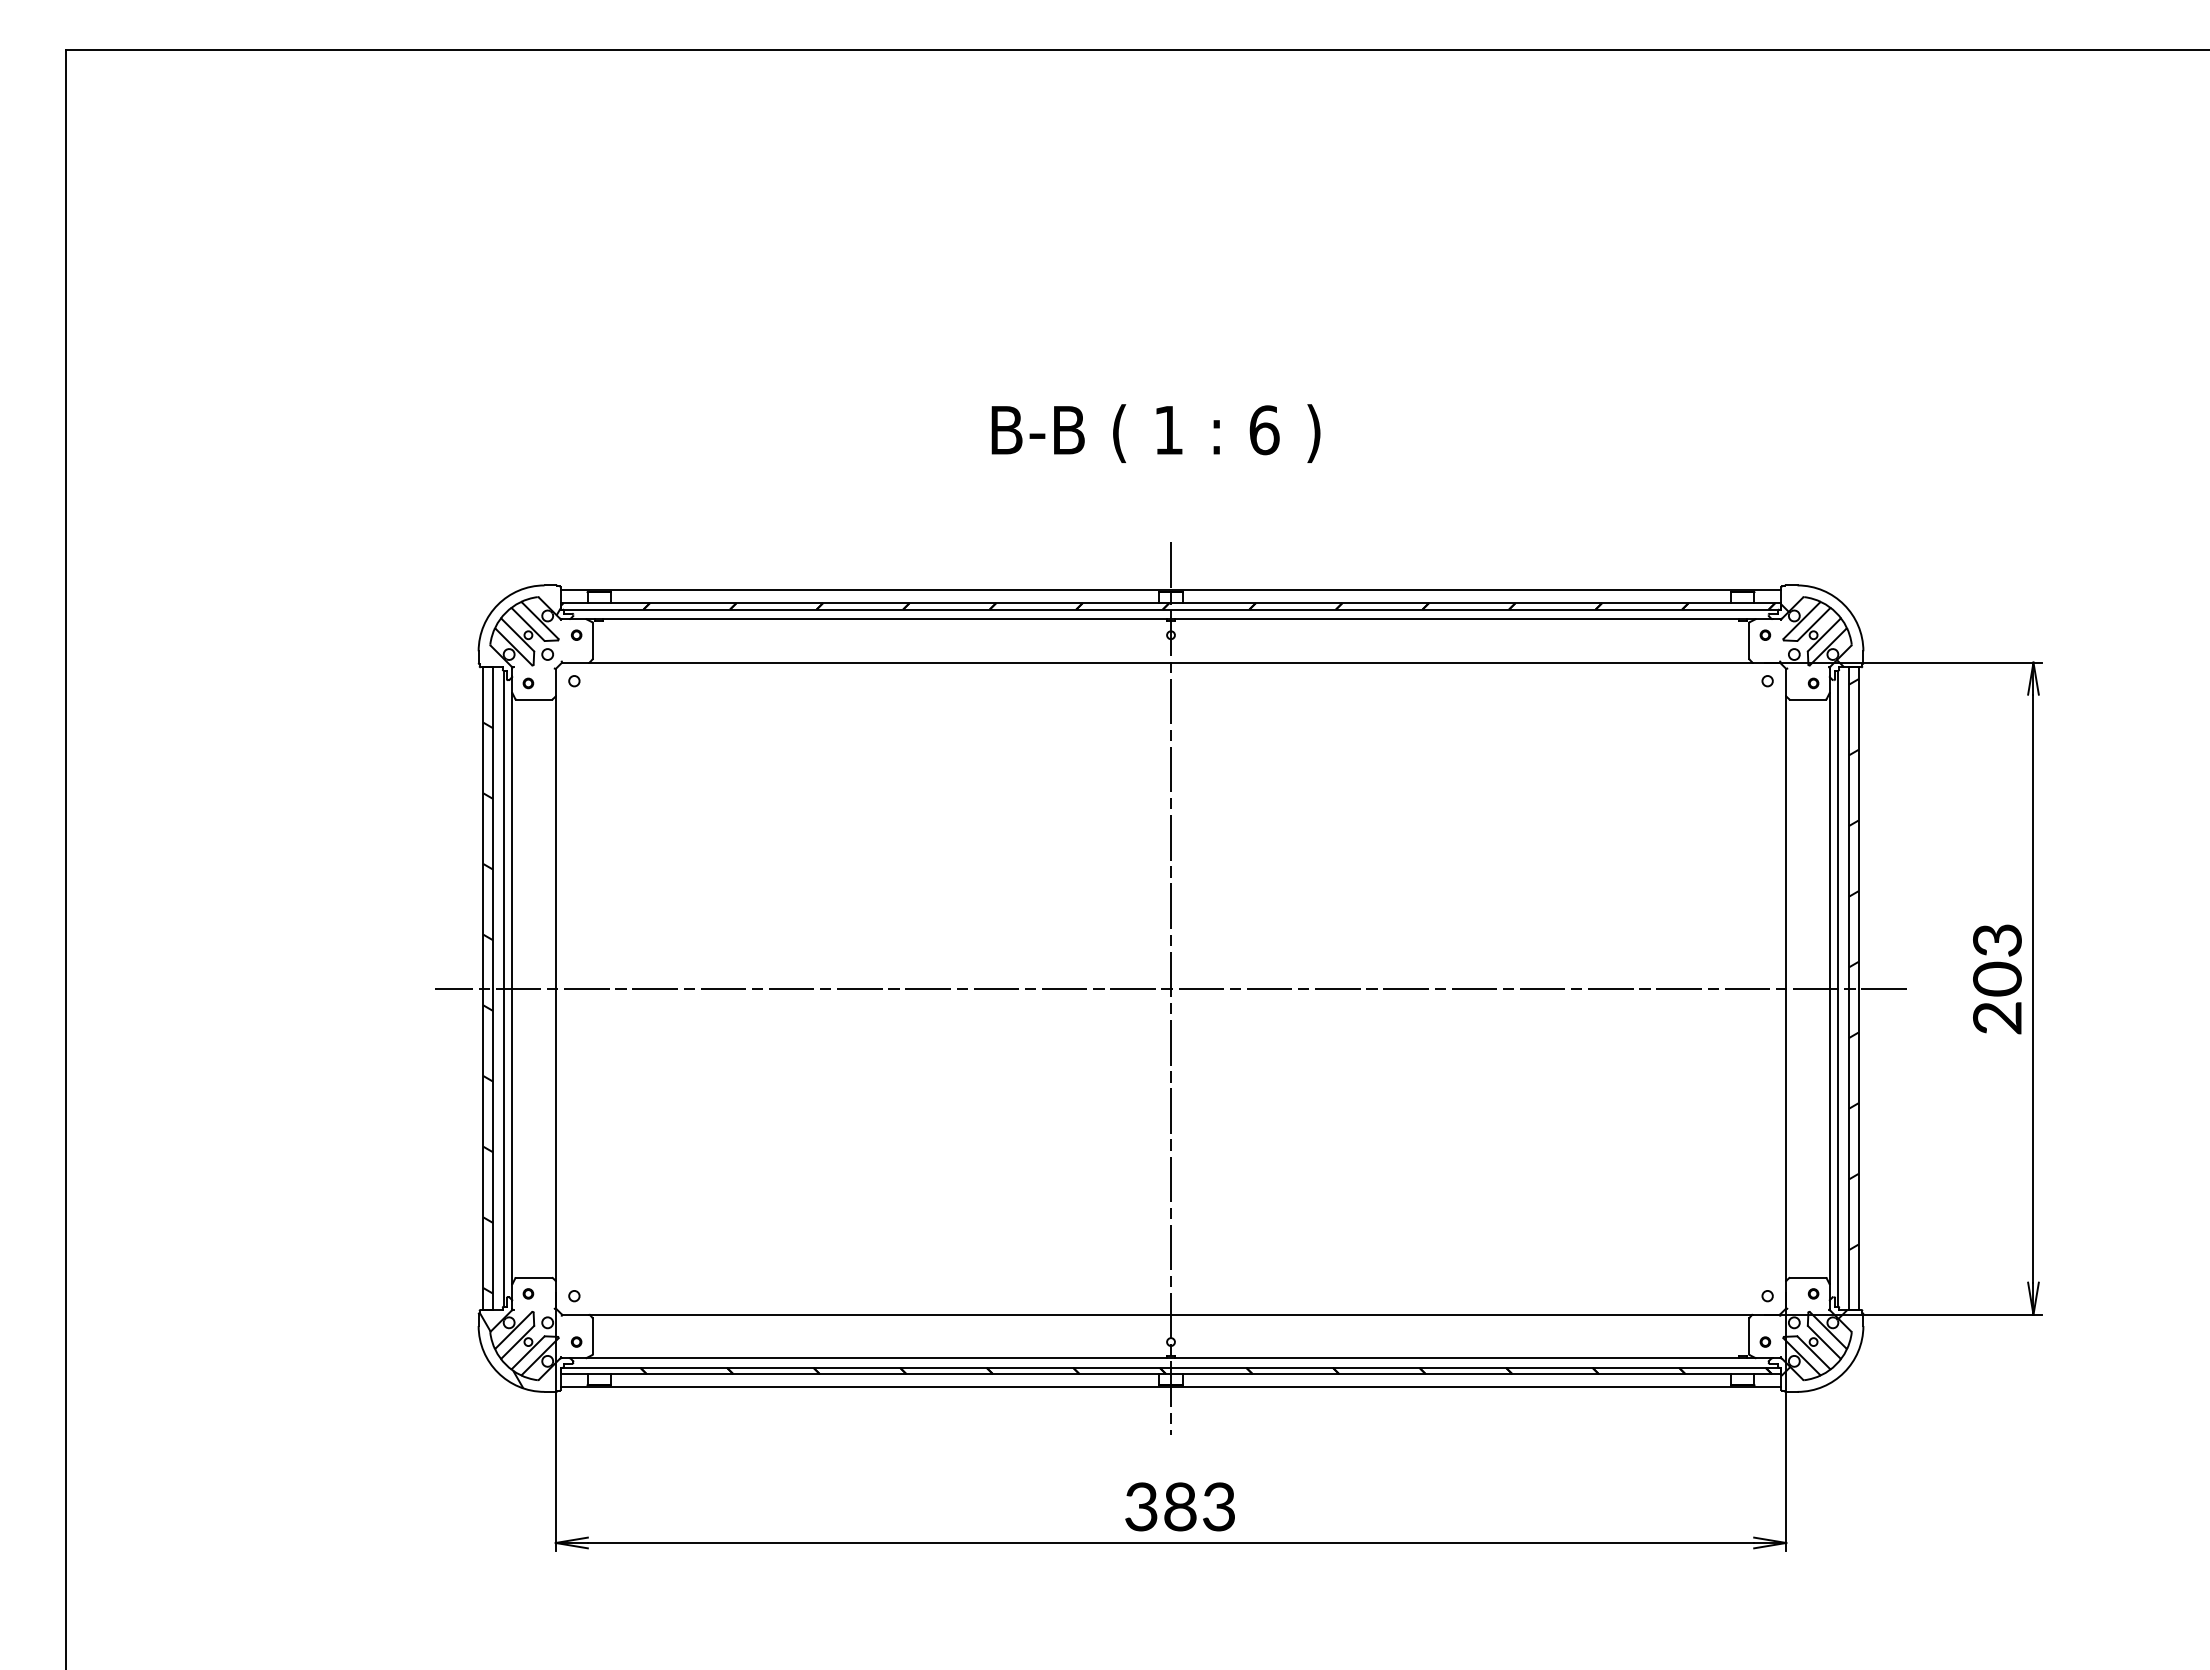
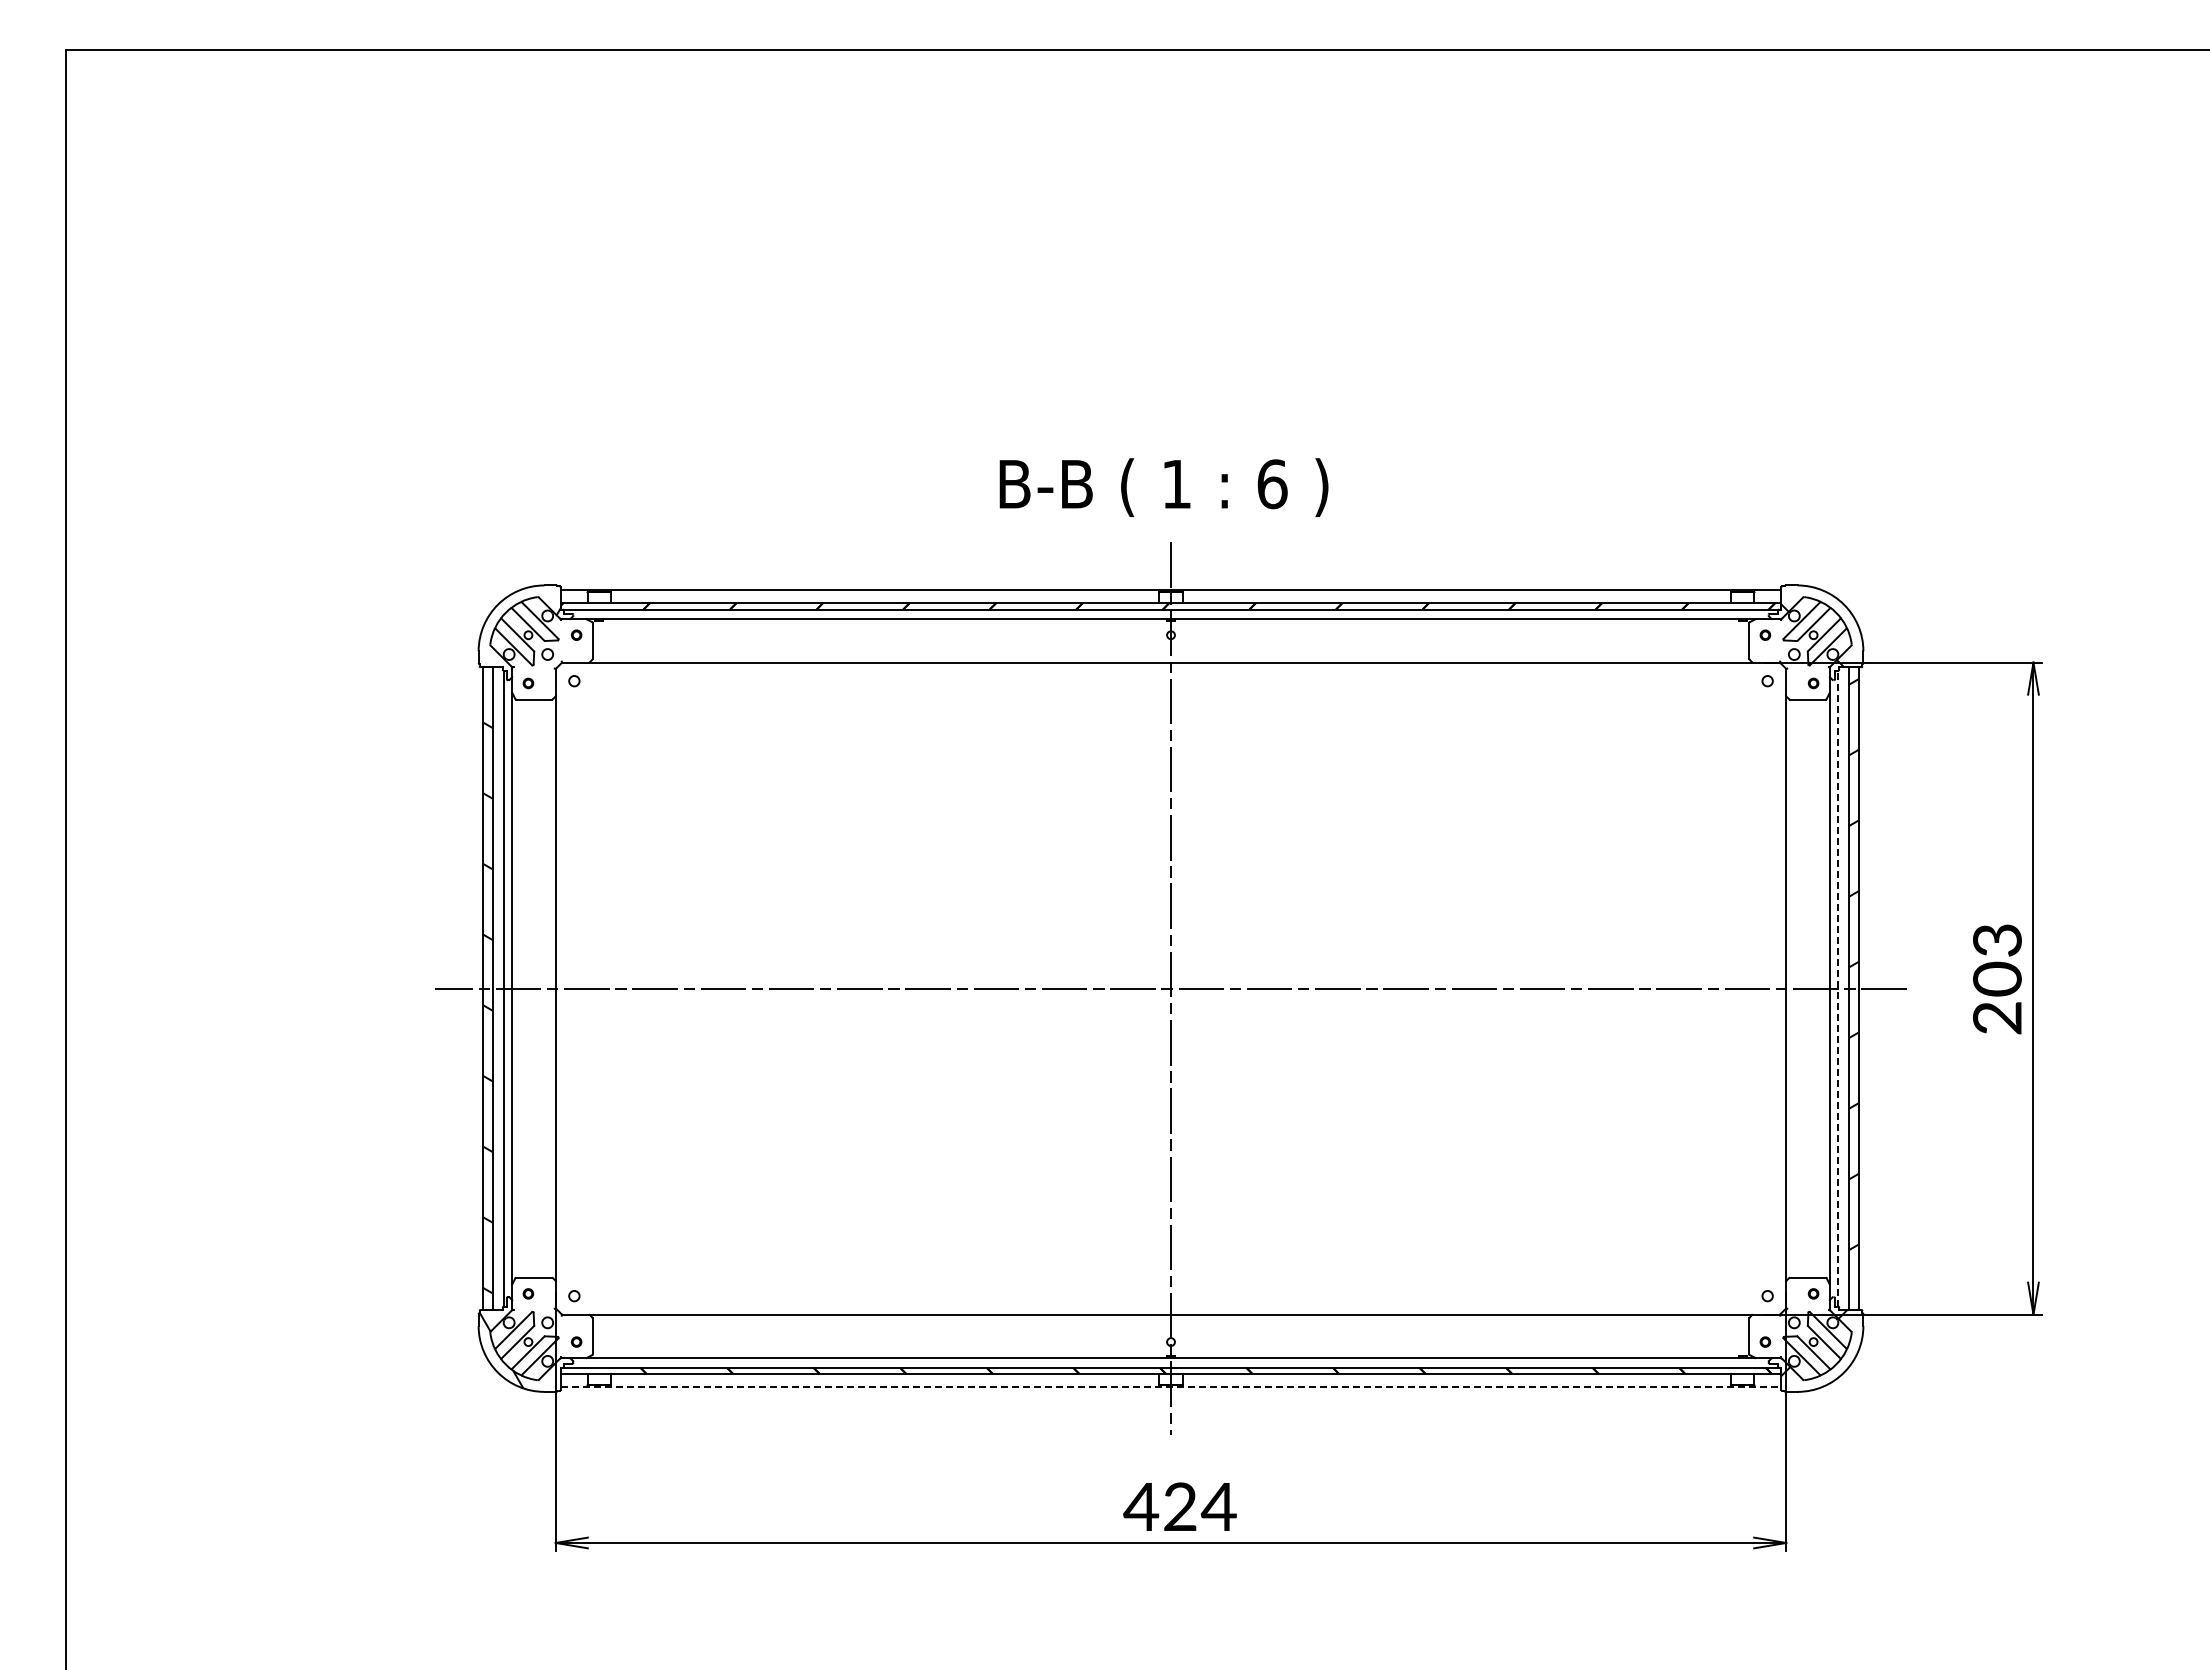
text position: (1155, 433) -> (1163, 487) (1163, 487)
line: solid -> dashed (1837, 988)
line: solid -> dashed (1171, 1387)
text: 383 -> 424 (1179, 1506)
